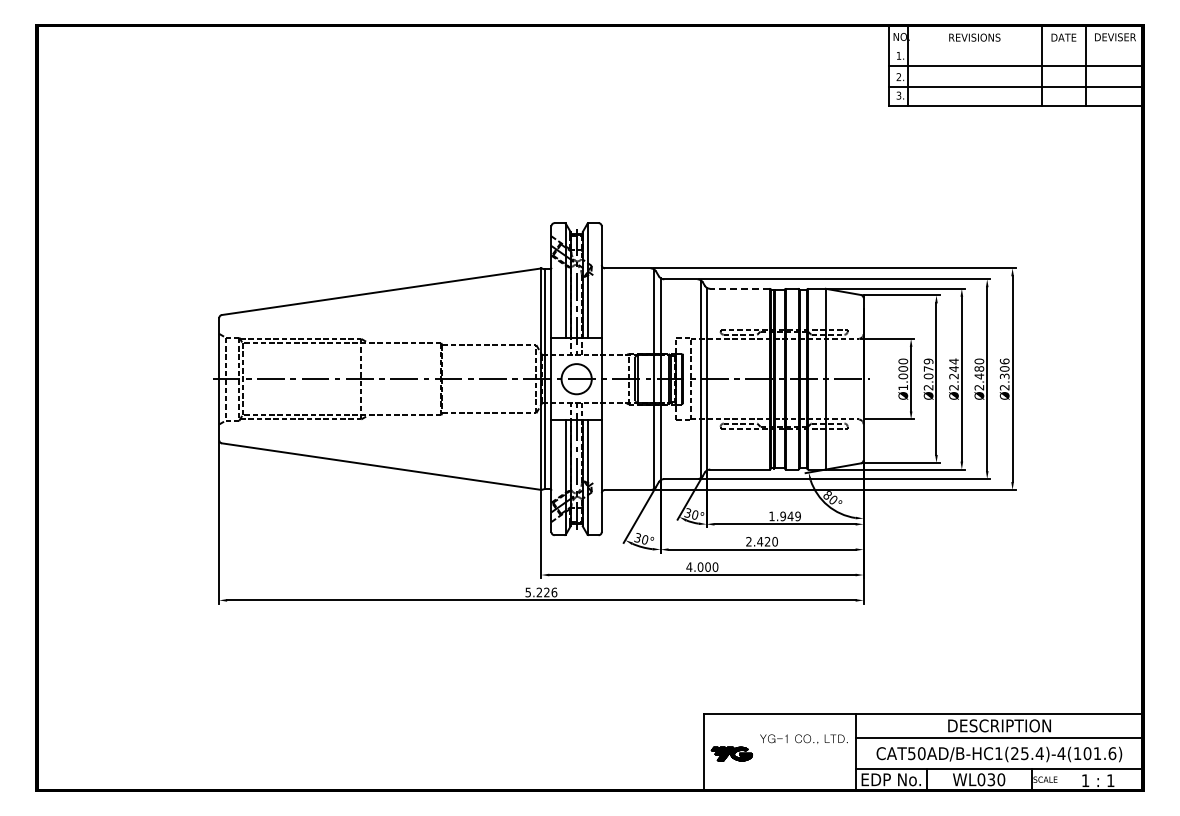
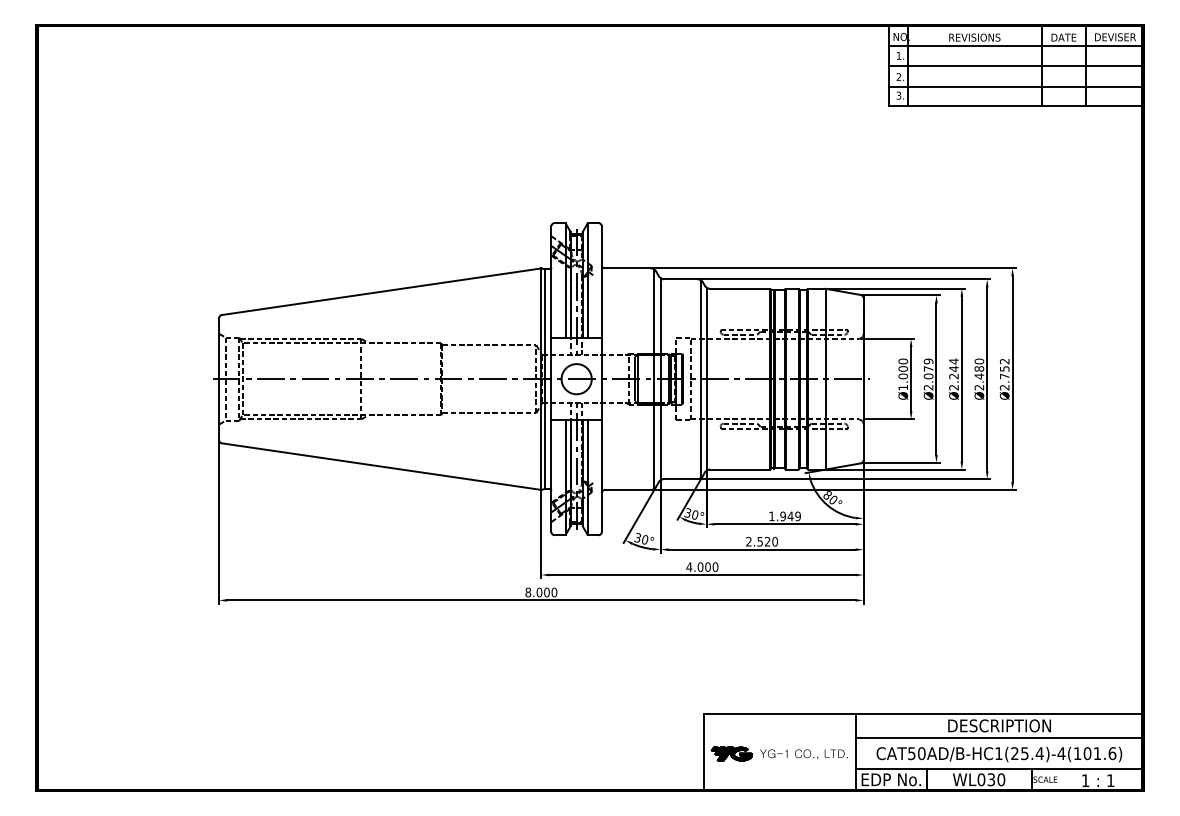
line: none -> present (1016, 46)
line: dashed -> solid (739, 288)
text: Ø2.306 -> Ø2.752 (1004, 368)
text: 2.420 -> 2.520 (760, 541)
text: 5.226 -> 8.000 (541, 592)
text position: (803, 738) -> (803, 753) (803, 753)
